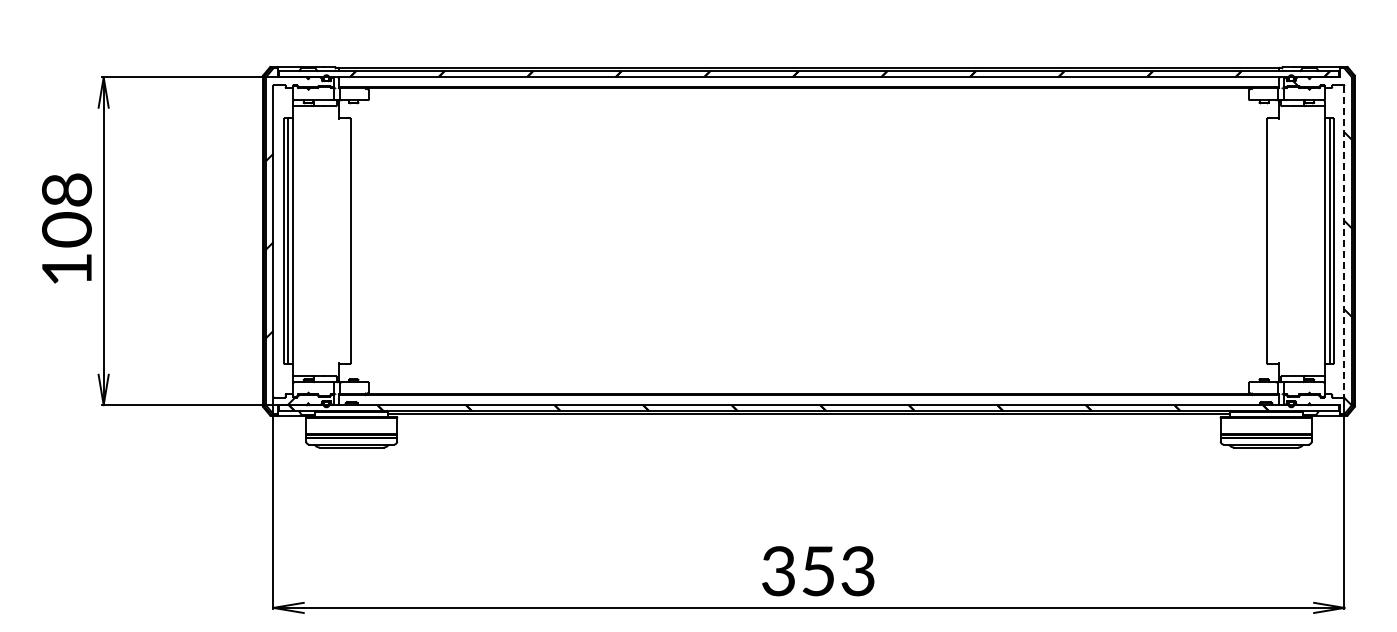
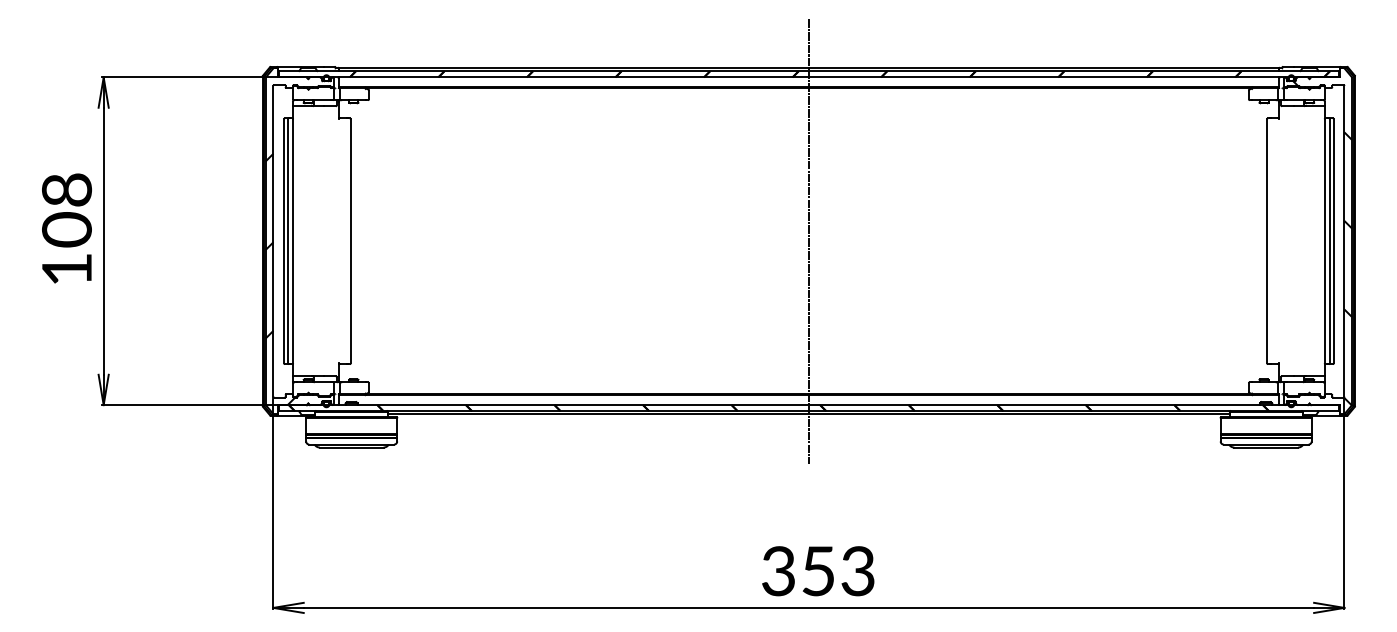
line: none -> present (808, 241)
line: dashed -> solid (1344, 241)
